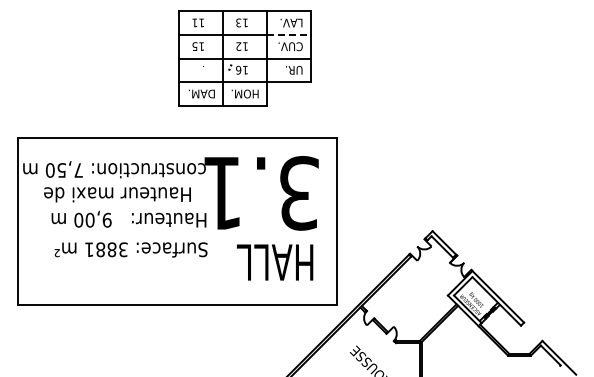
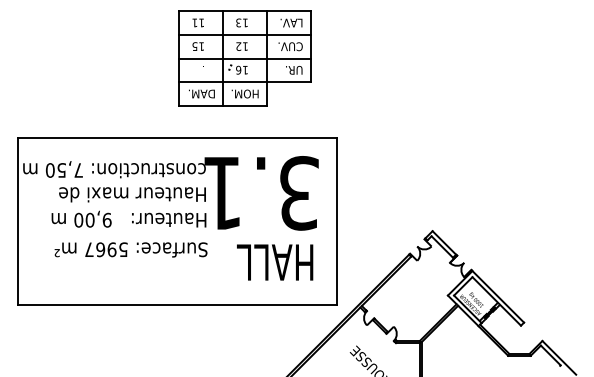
line: dashed -> solid (288, 35)
text position: (117, 194) -> (132, 194) (132, 194)
text: 3881 -> 5967 (106, 249)
